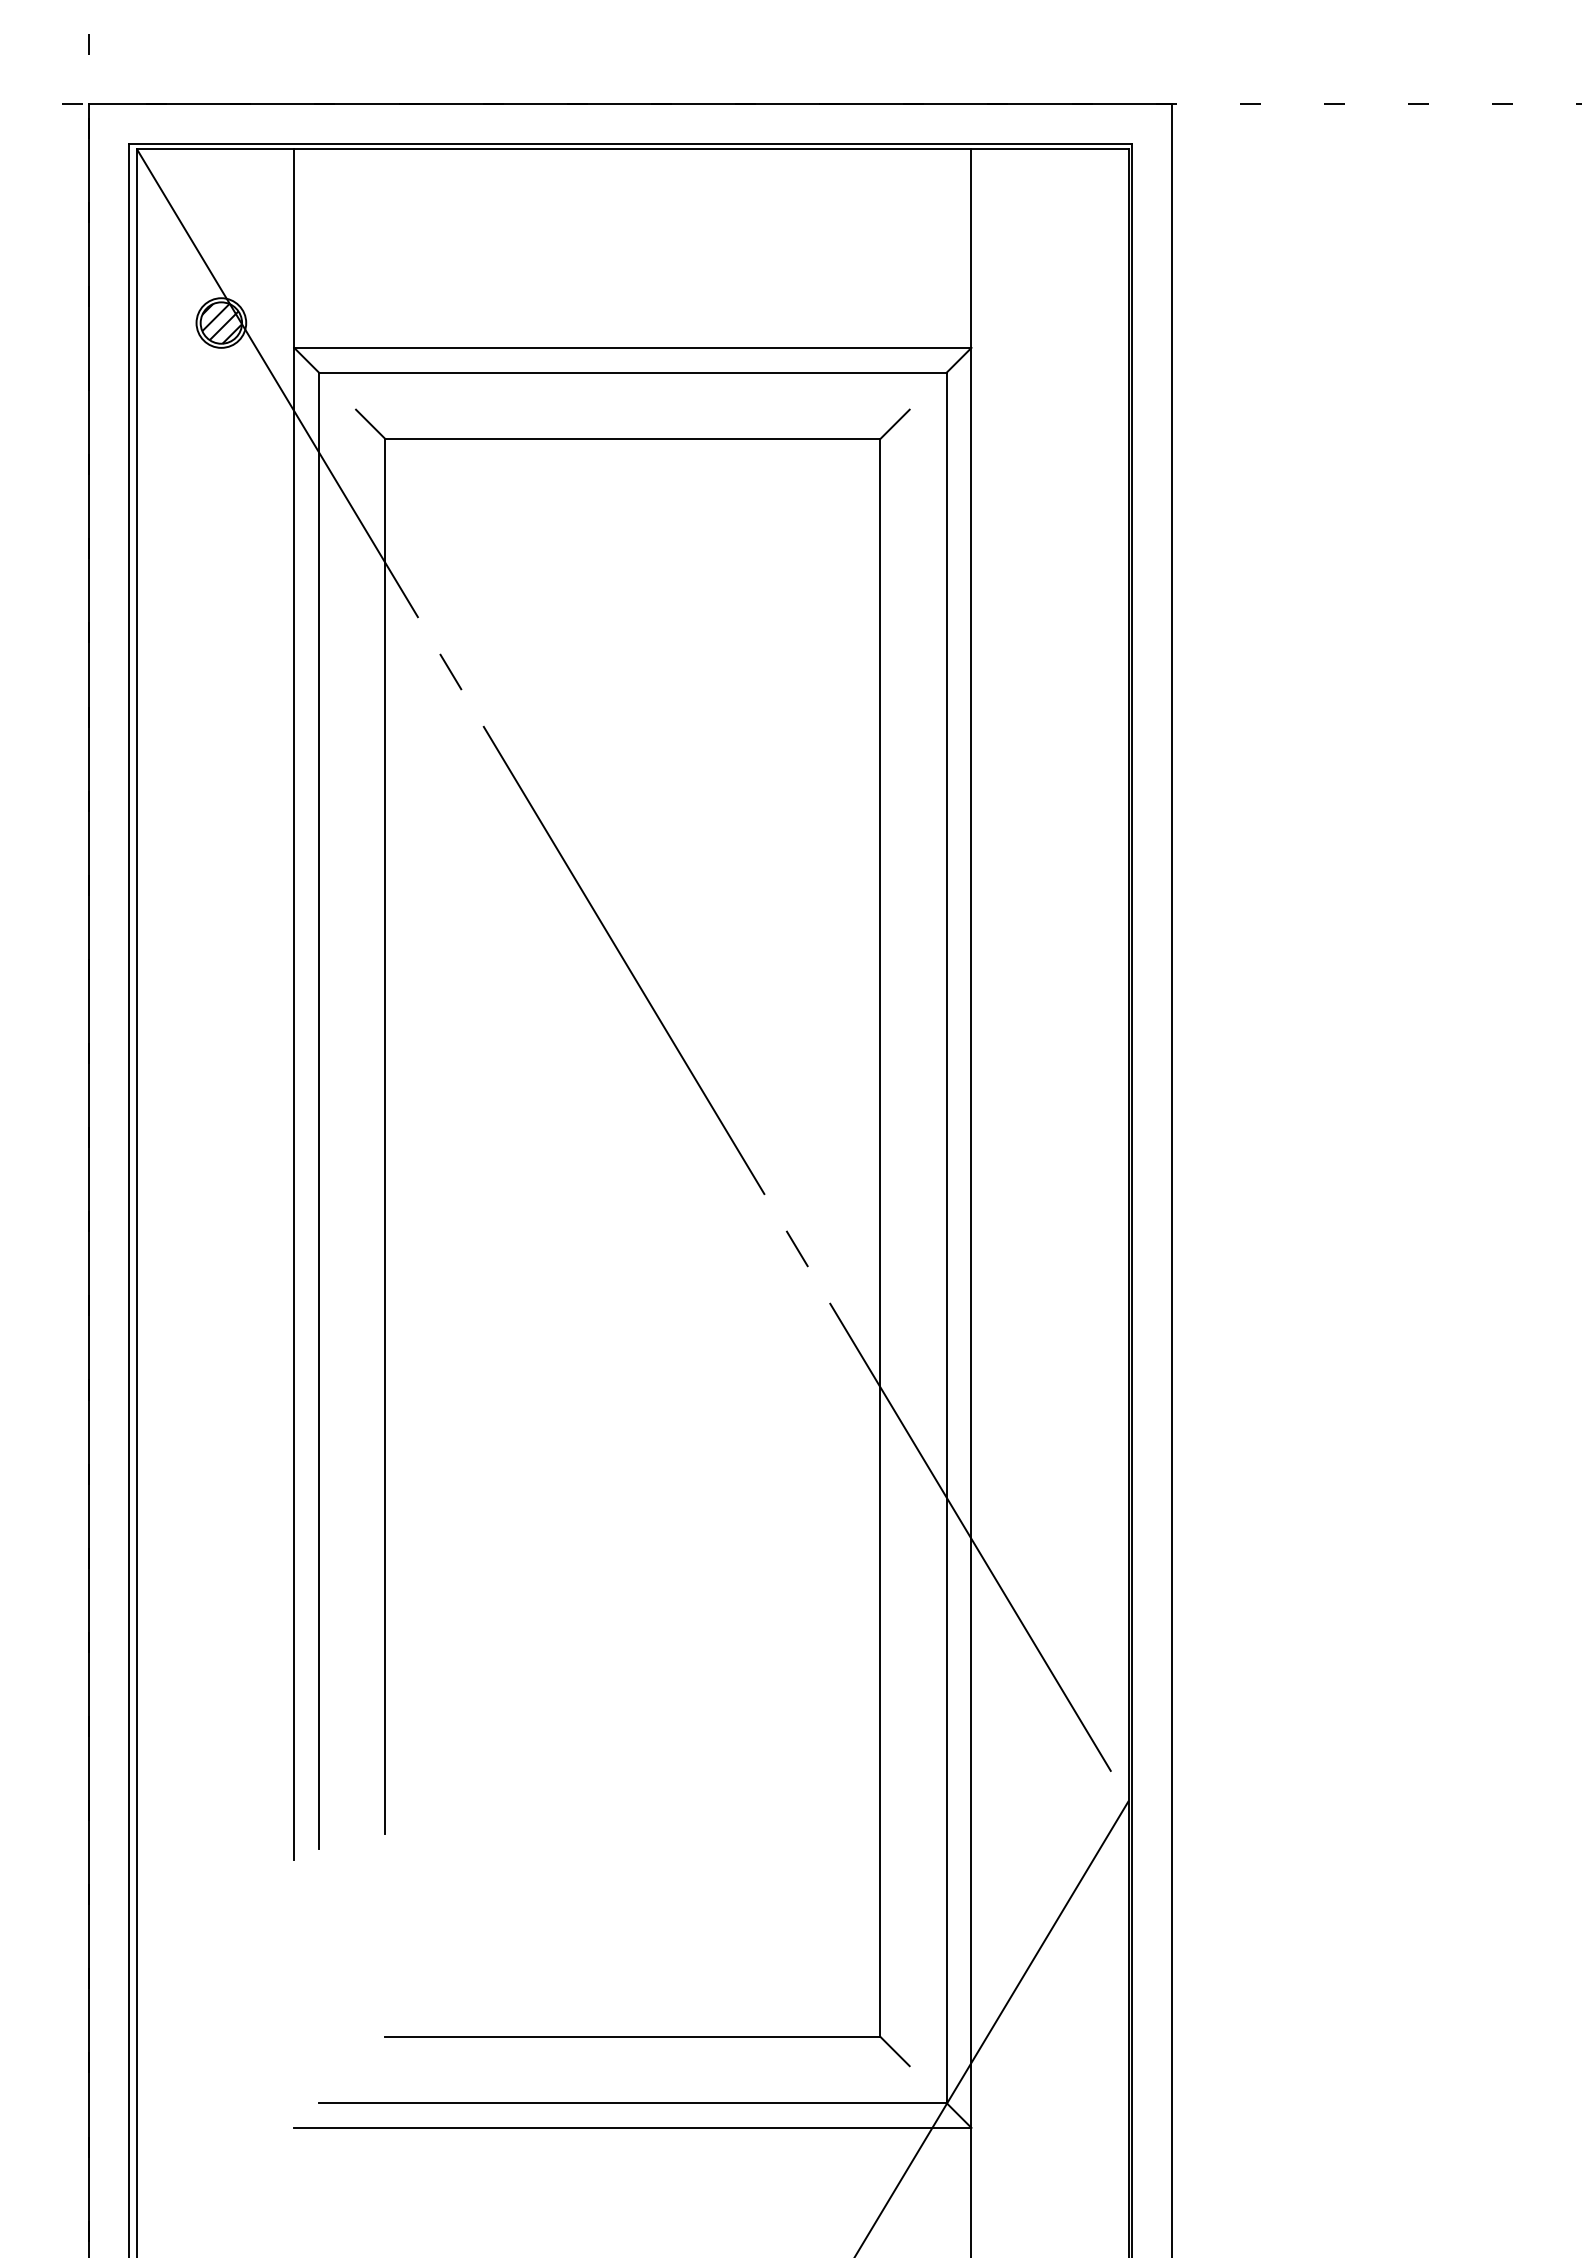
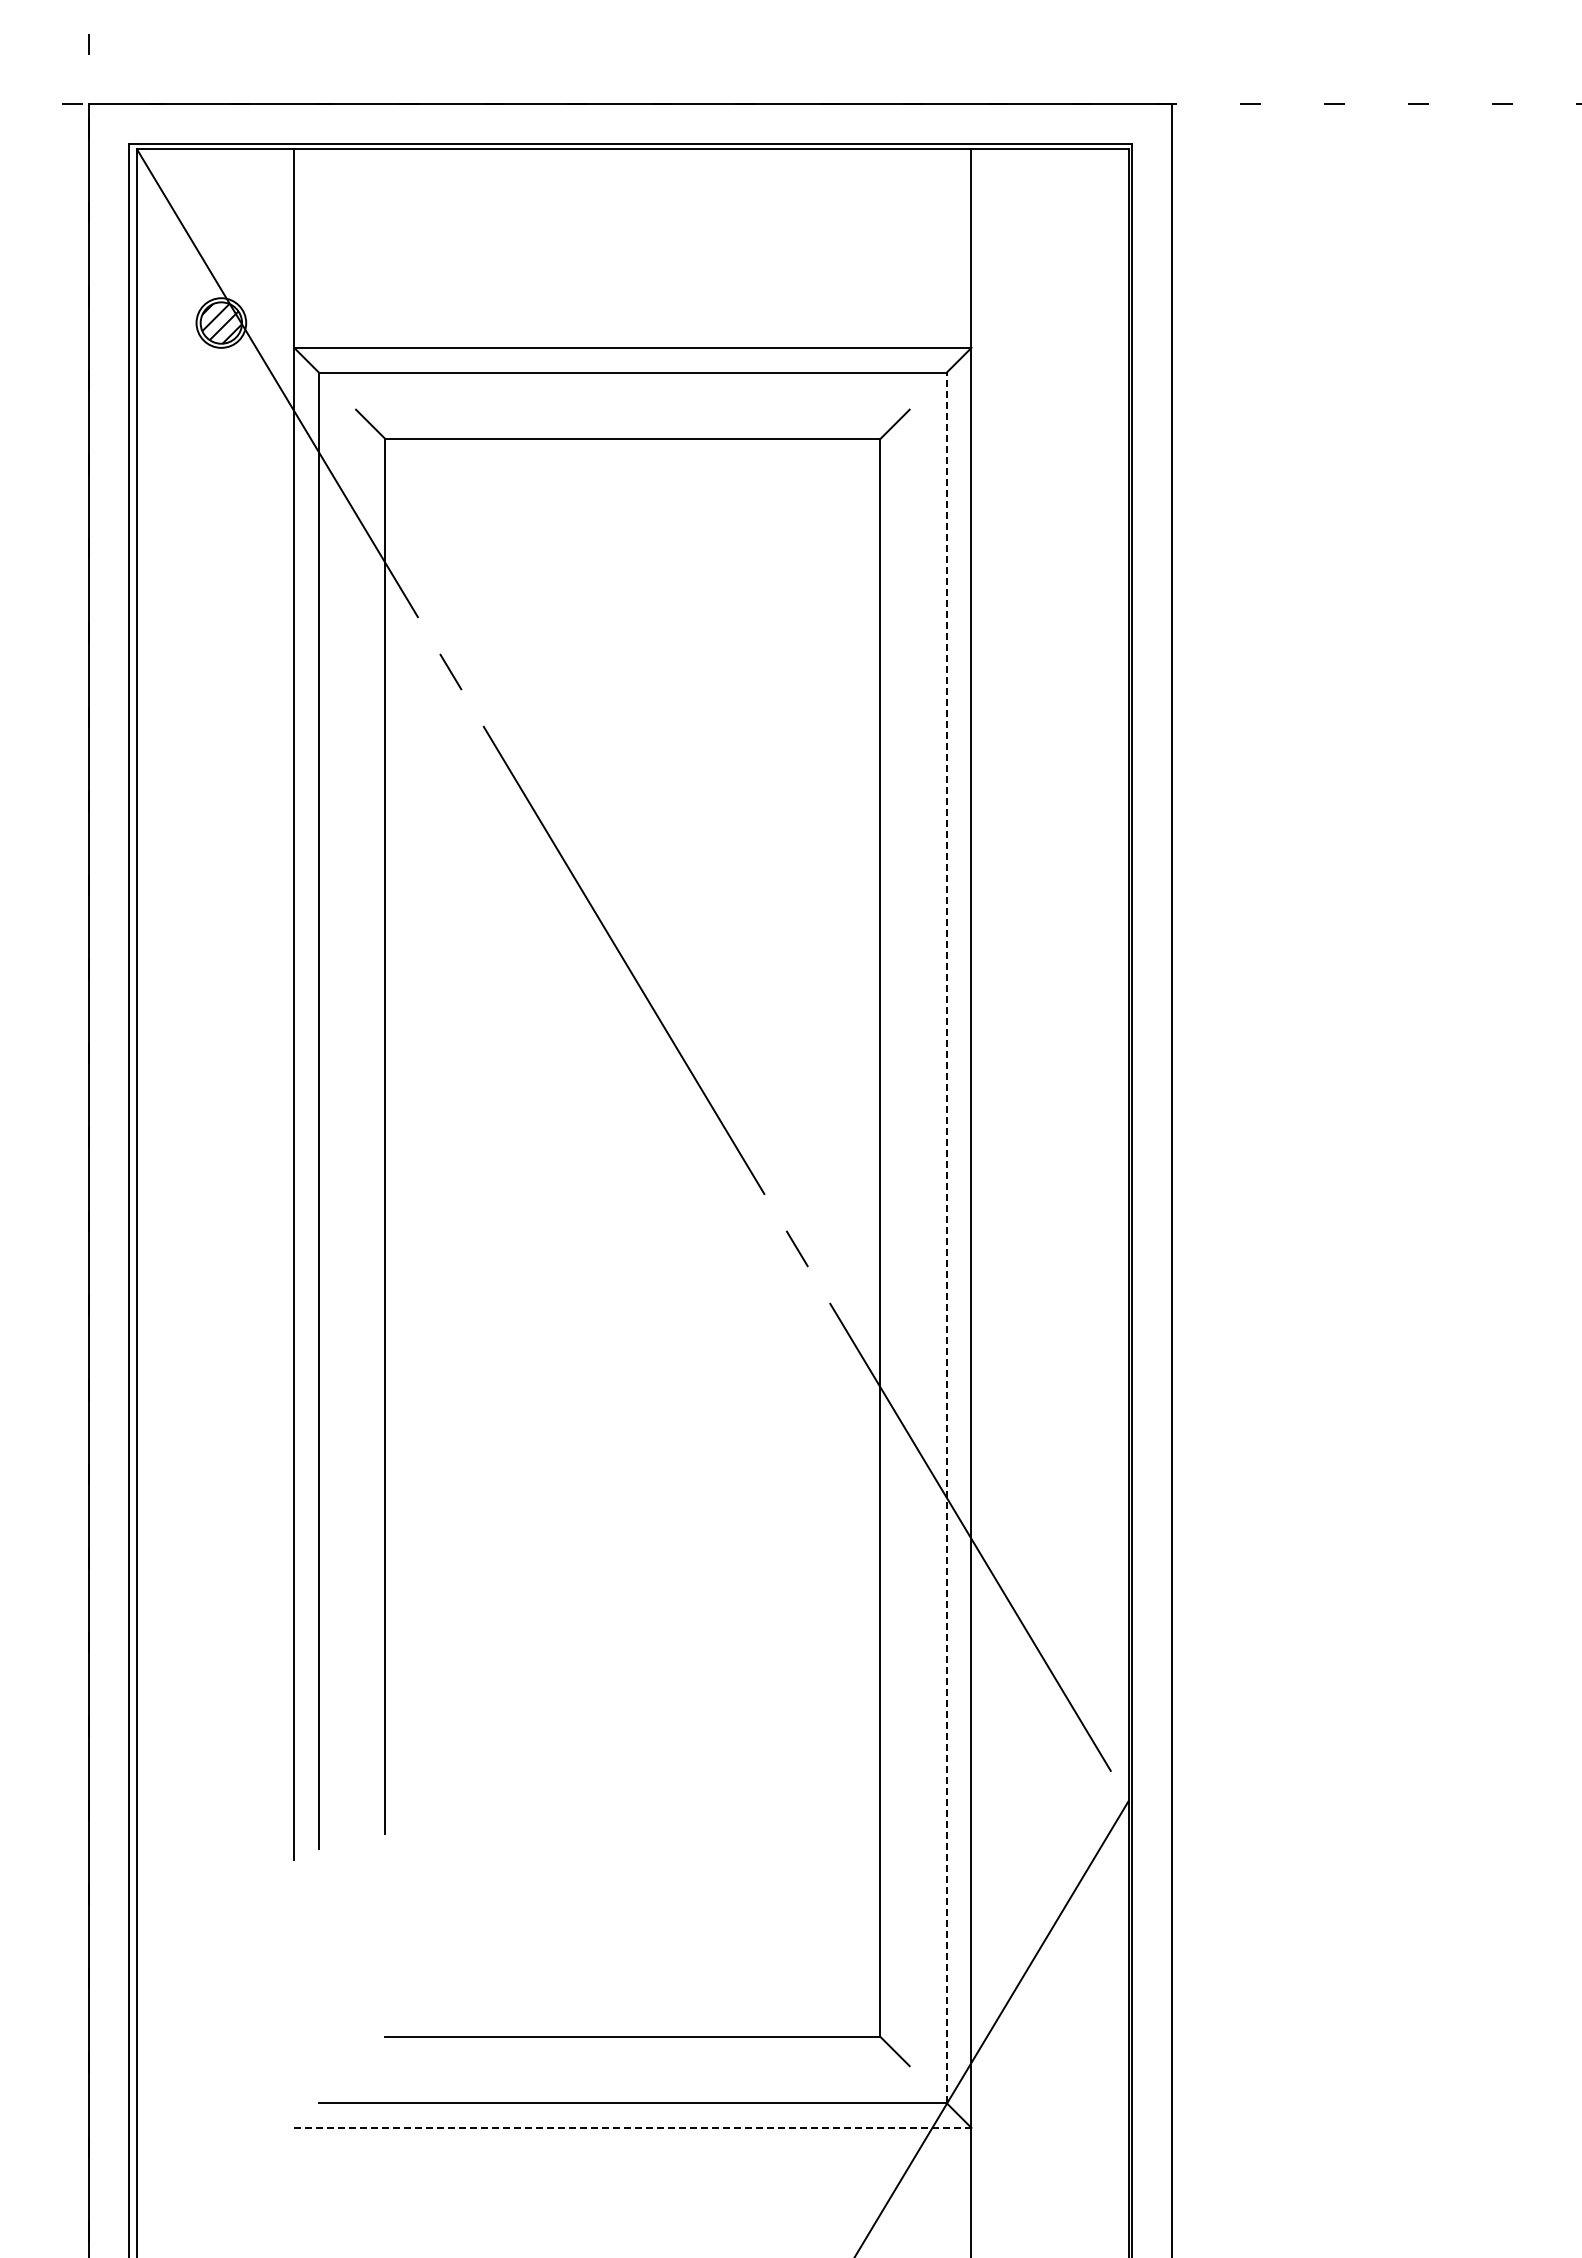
line: solid -> dashed (946, 1237)
line: solid -> dashed (632, 2127)
